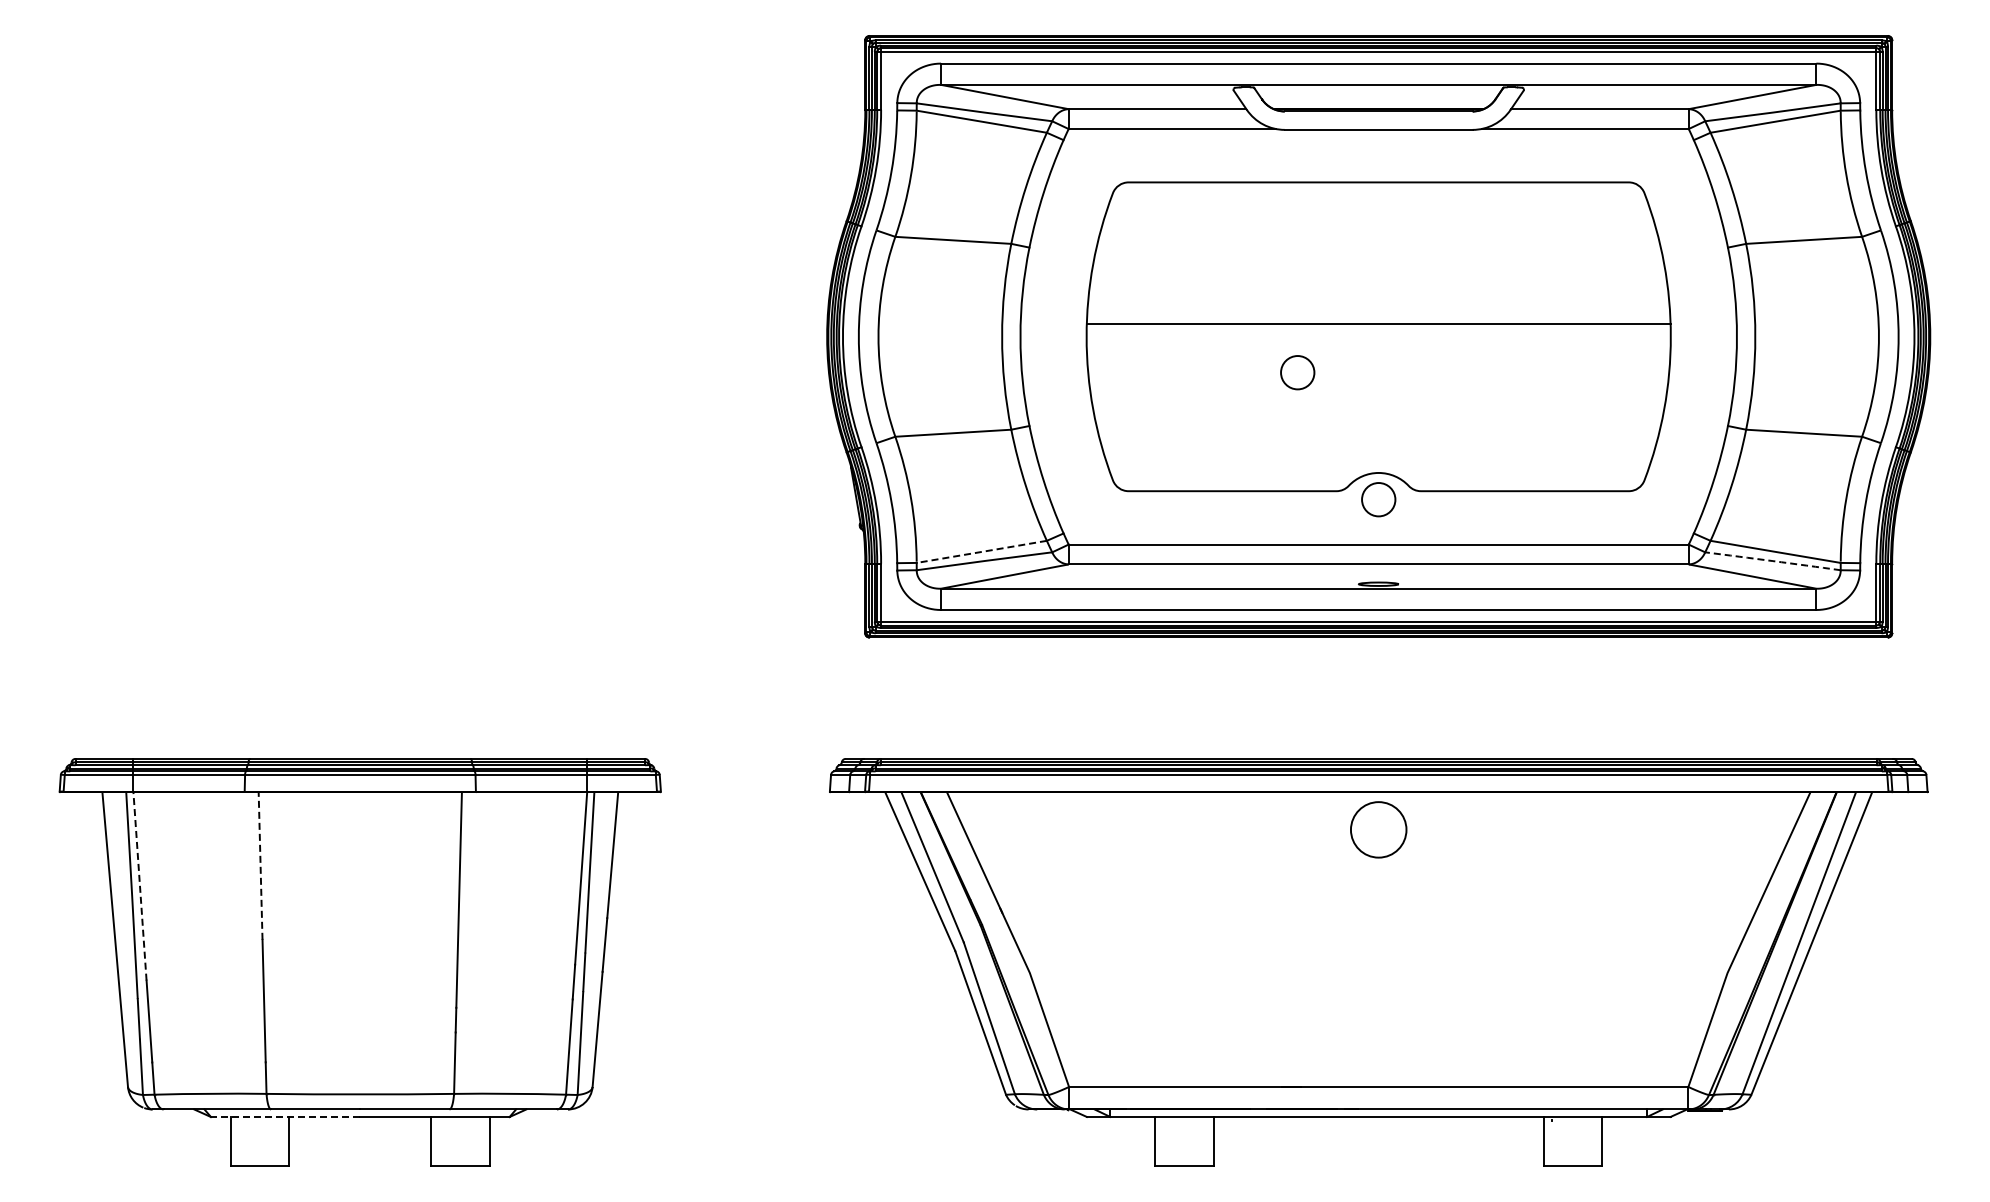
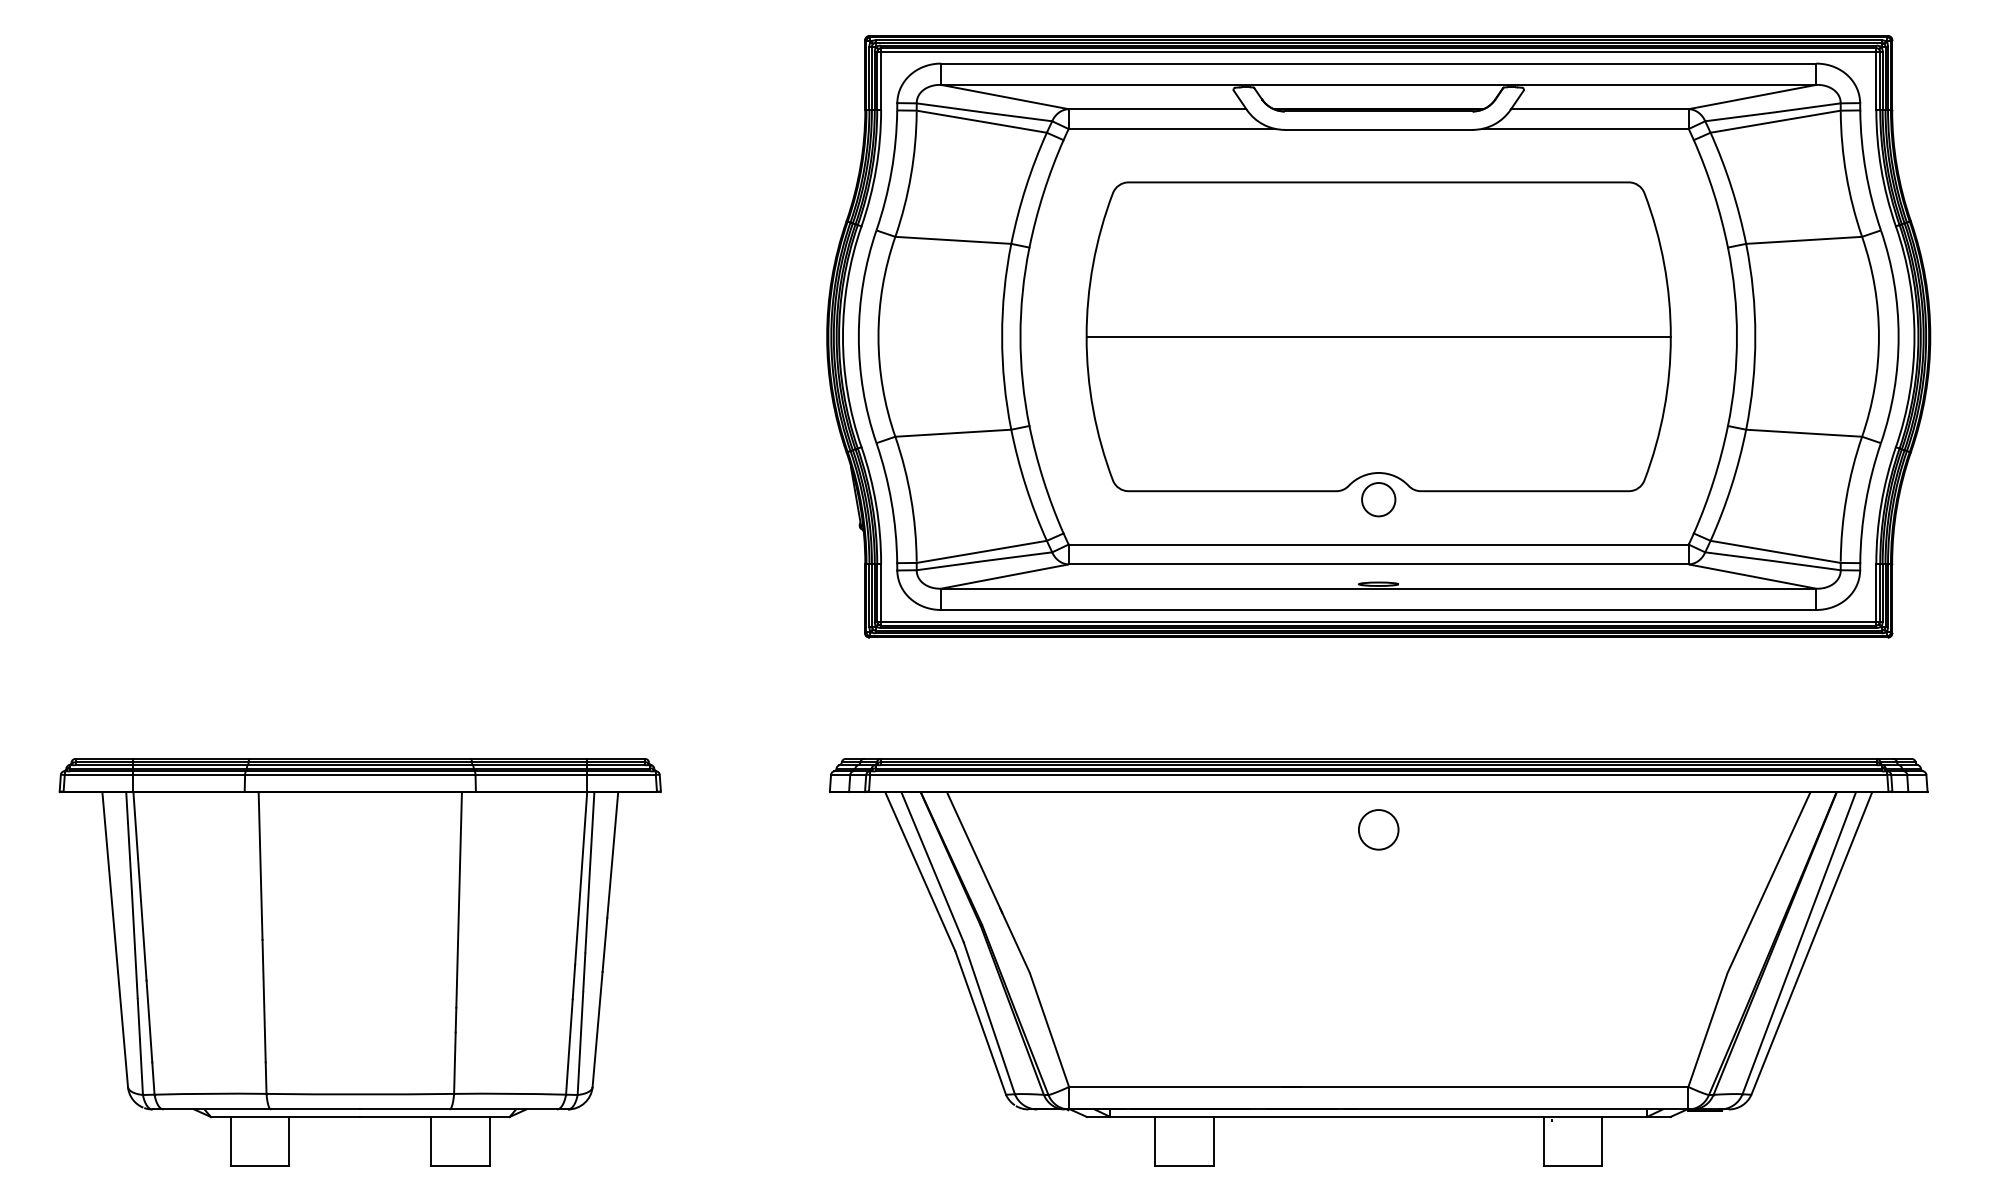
line position: (1378, 323) -> (1378, 336) (1378, 336)
circle: present -> none (1297, 372)
line: dashed -> solid (981, 551)
arc: dashed -> solid (1772, 561)
circle diameter: 56 px -> 40 px (1378, 829)
line: dashed -> solid (260, 866)
line: dashed -> solid (139, 885)
line: dashed -> solid (285, 1116)
